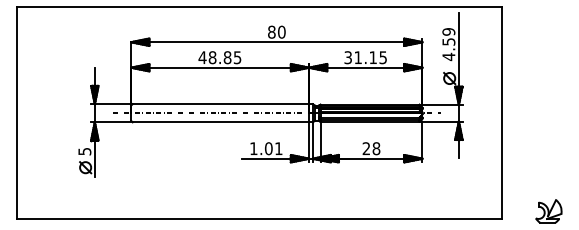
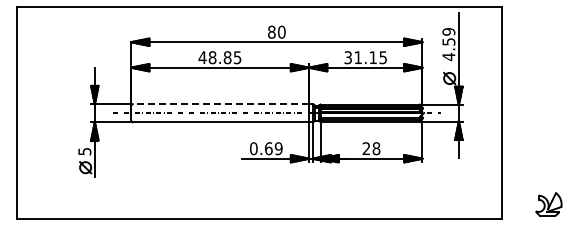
line: solid -> dashed (220, 104)
text: 1.01 -> 0.69 (266, 148)
part position: (548, 211) -> (548, 204) (548, 204)
